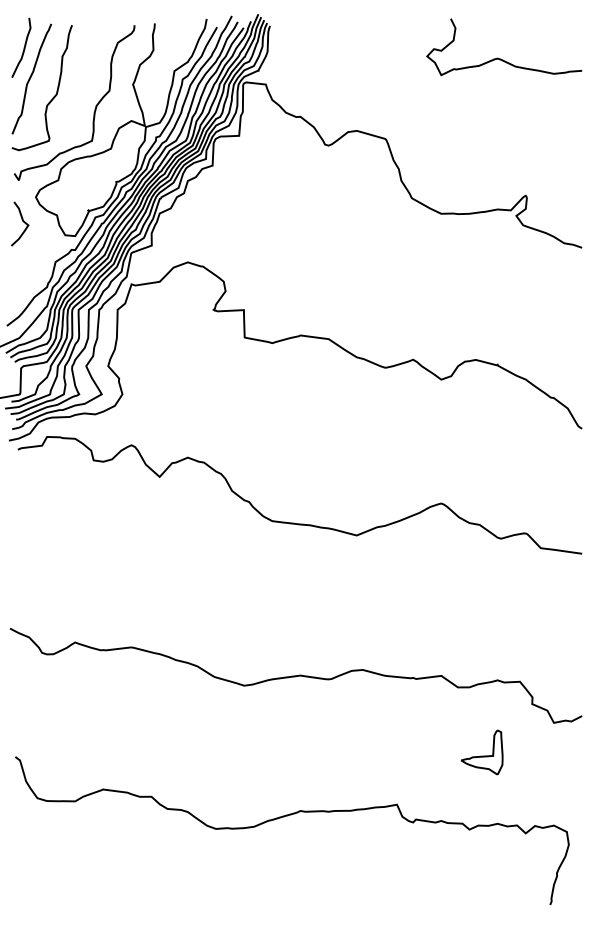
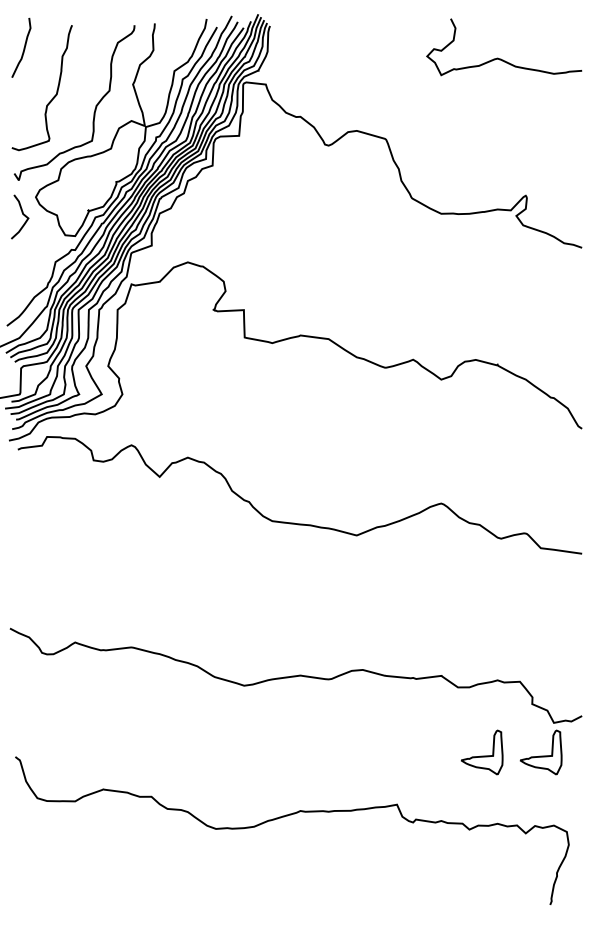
curve: present -> none (31, 77)
curve position: (22, 221) -> (22, 214) (22, 214)
part: none -> present (540, 752)
